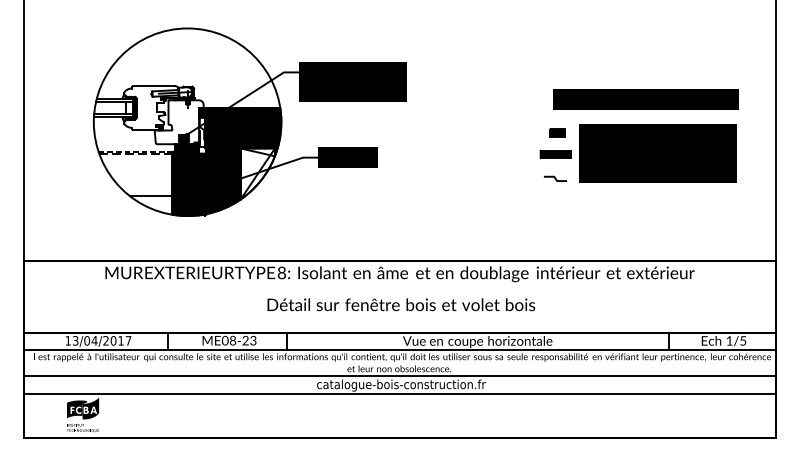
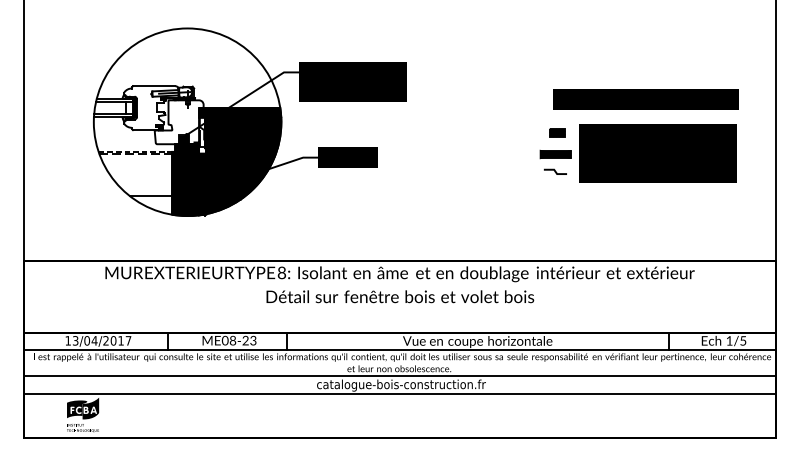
fill: none -> present (257, 173)
line position: (555, 178) -> (555, 171) (555, 171)
text position: (401, 304) -> (400, 296) (400, 296)
